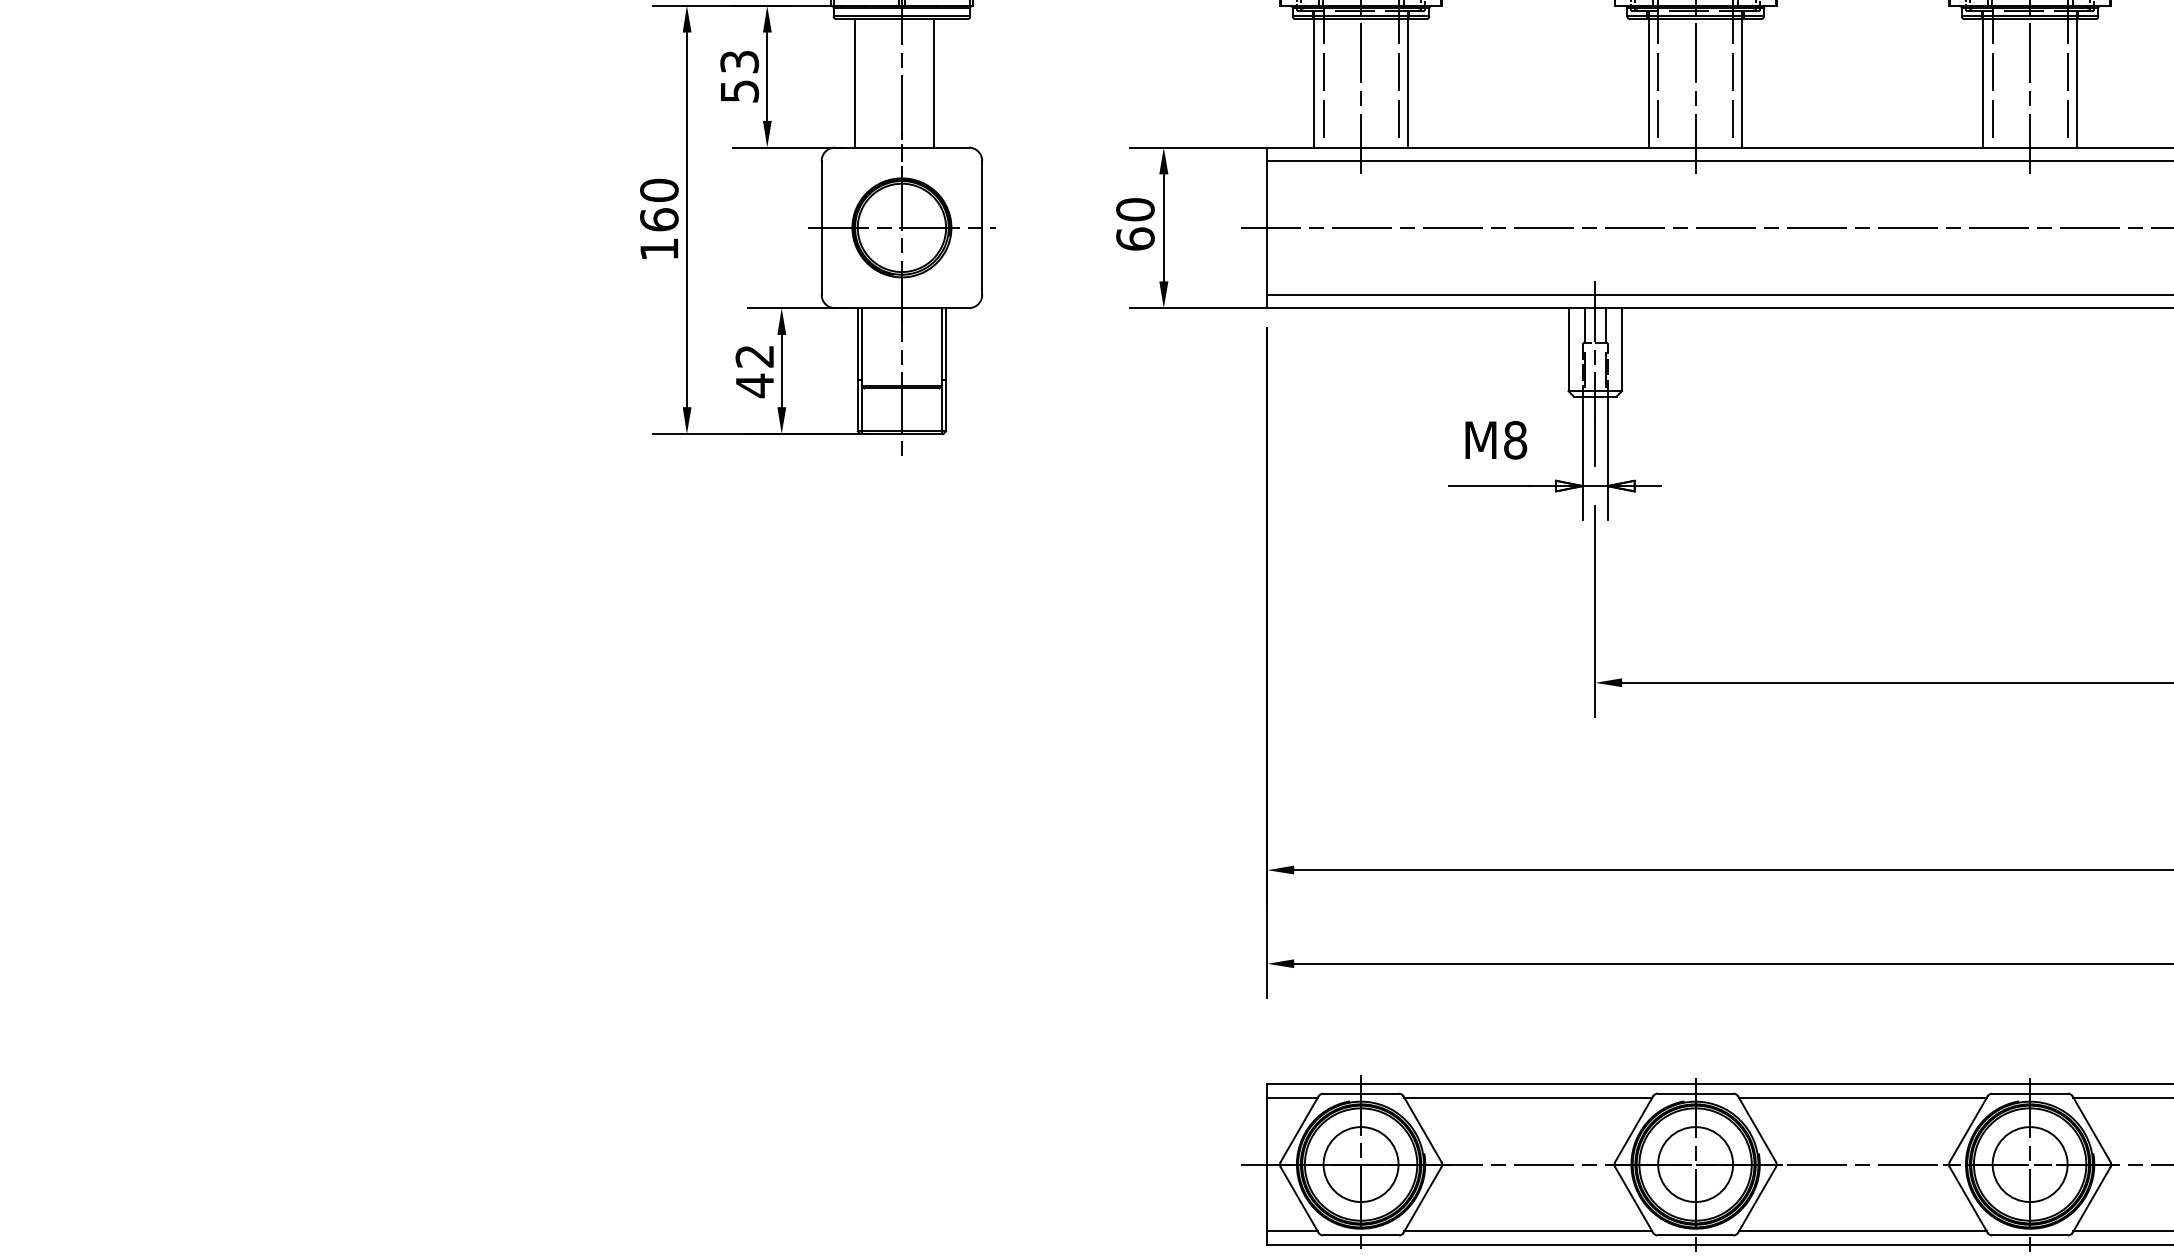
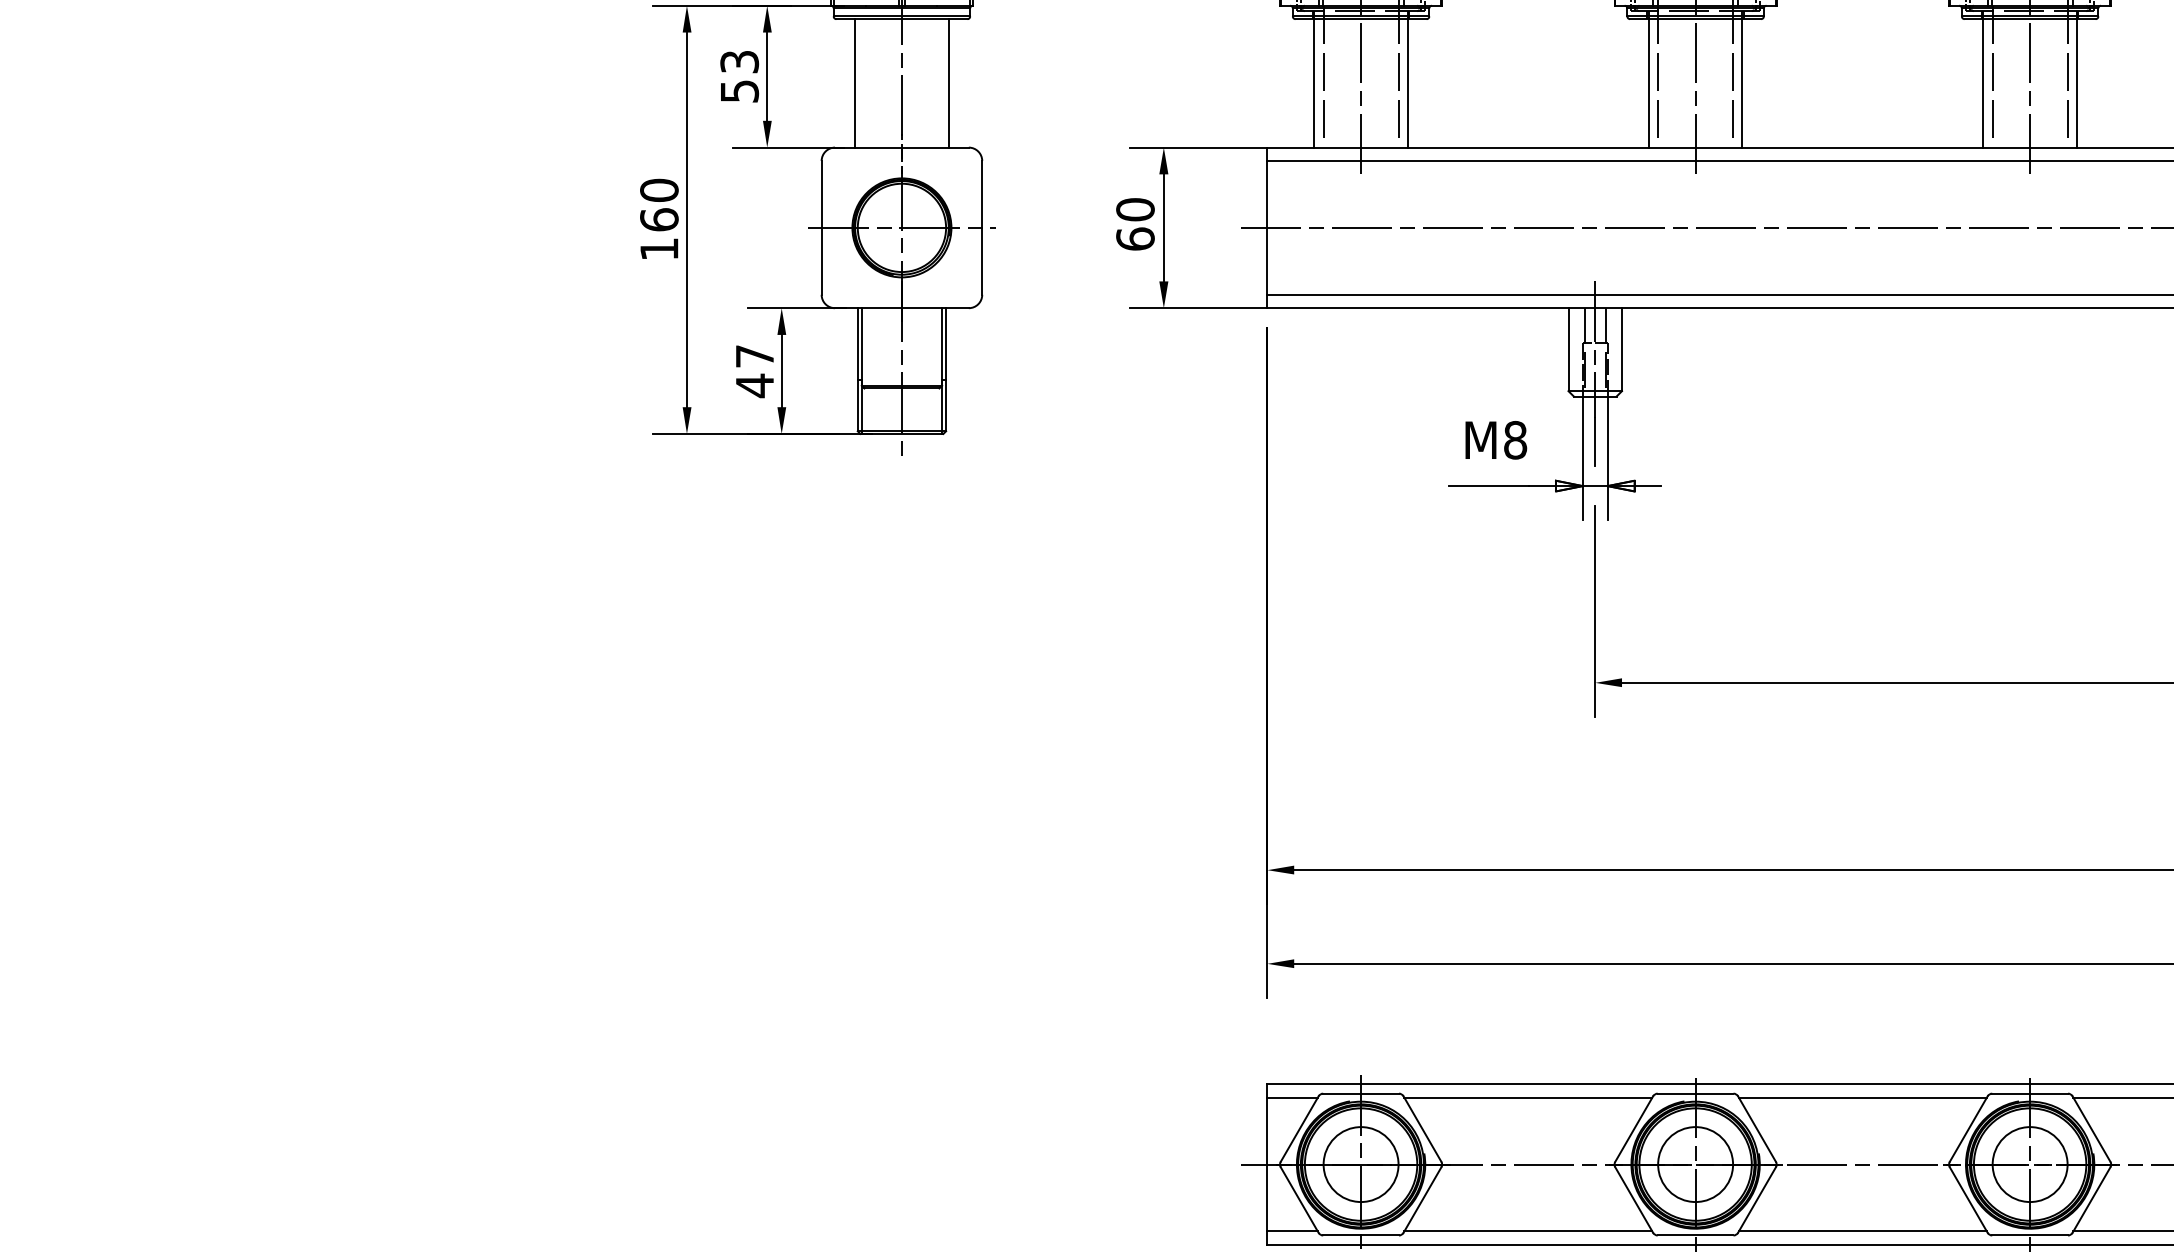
line position: (933, 83) -> (948, 83) (948, 83)
text: 42 -> 47 (754, 356)
